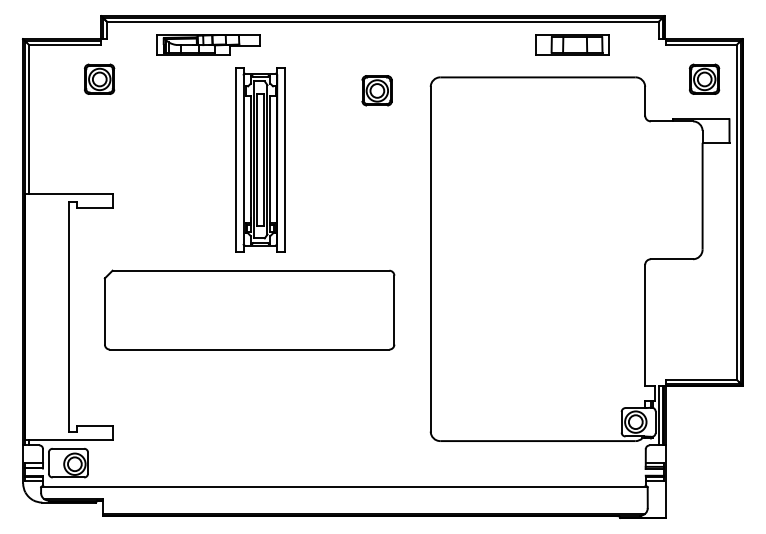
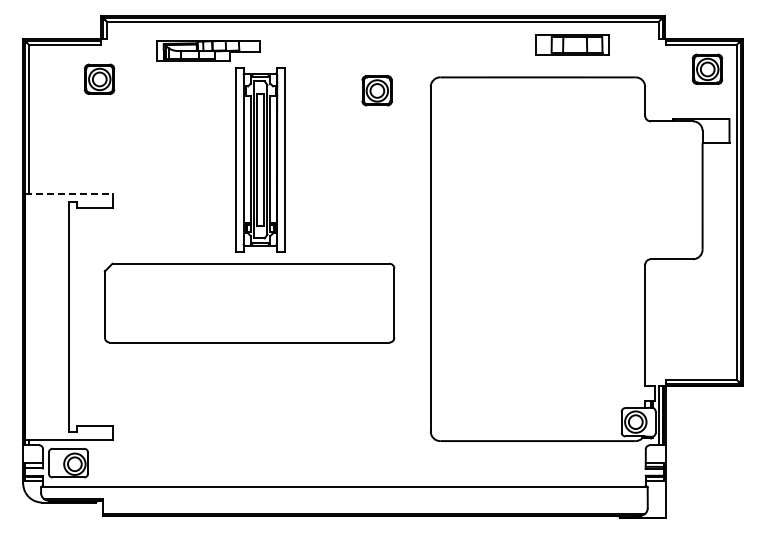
part position: (208, 44) -> (208, 50) (208, 50)
part position: (704, 78) -> (707, 68) (707, 68)
line: solid -> dashed (69, 193)
part position: (249, 309) -> (249, 302) (249, 302)
